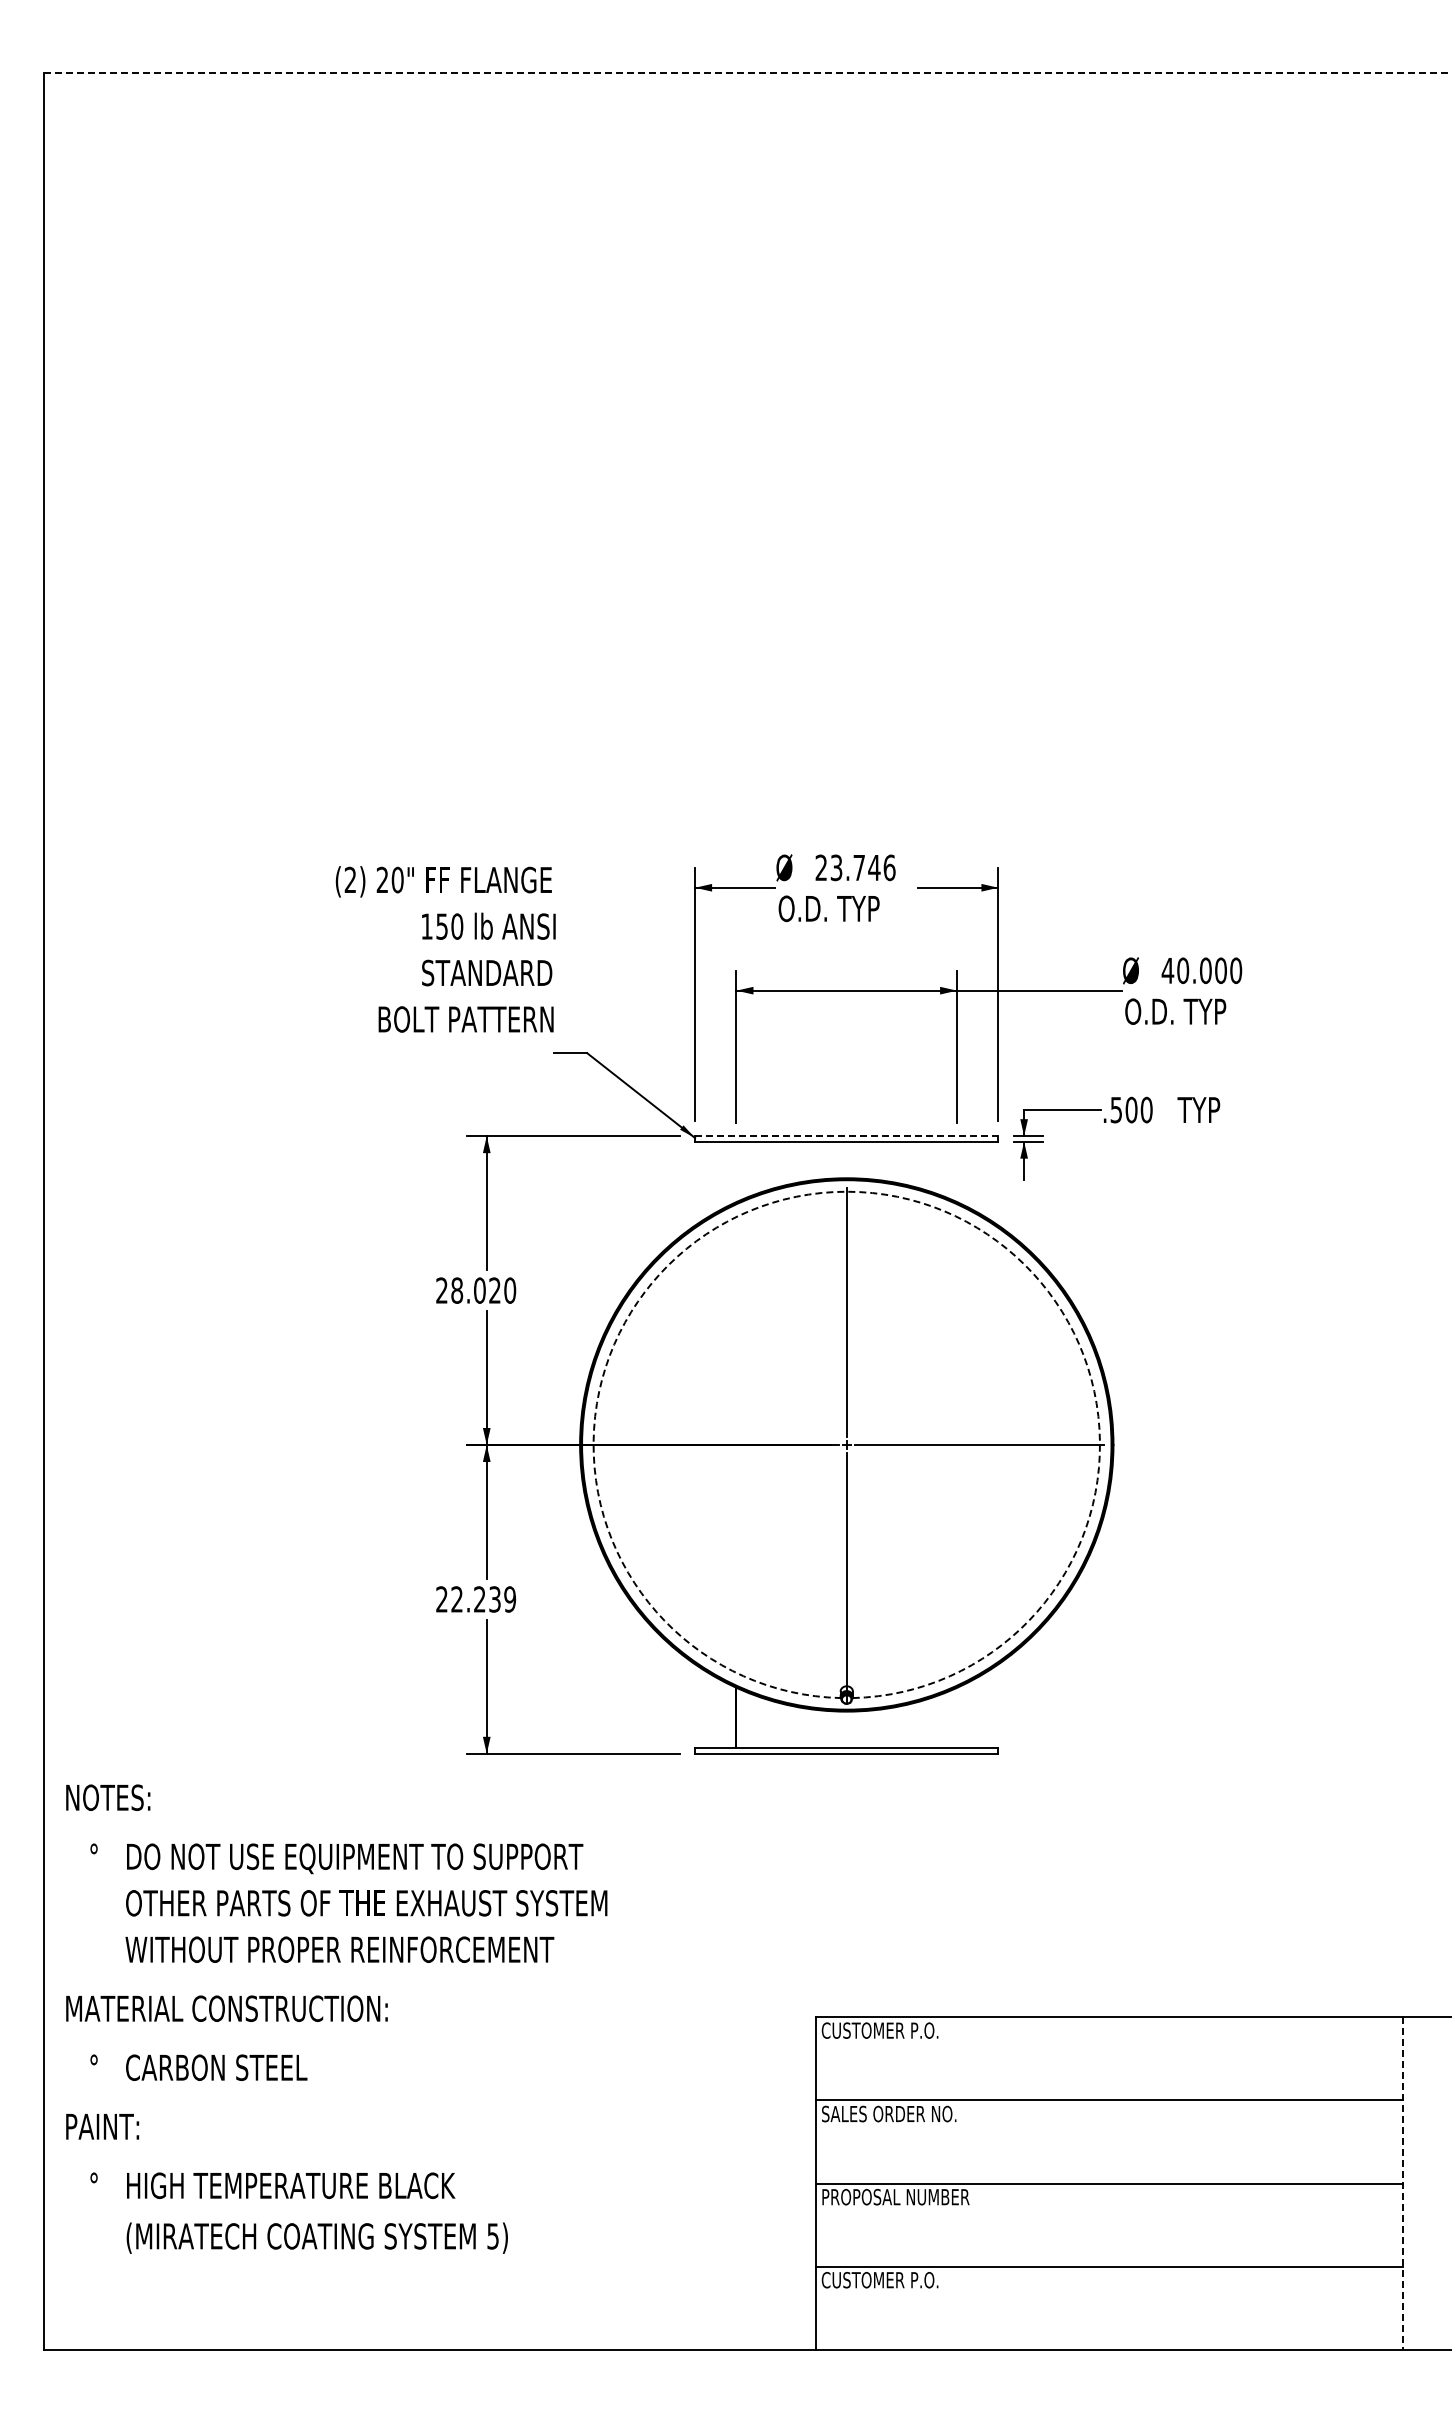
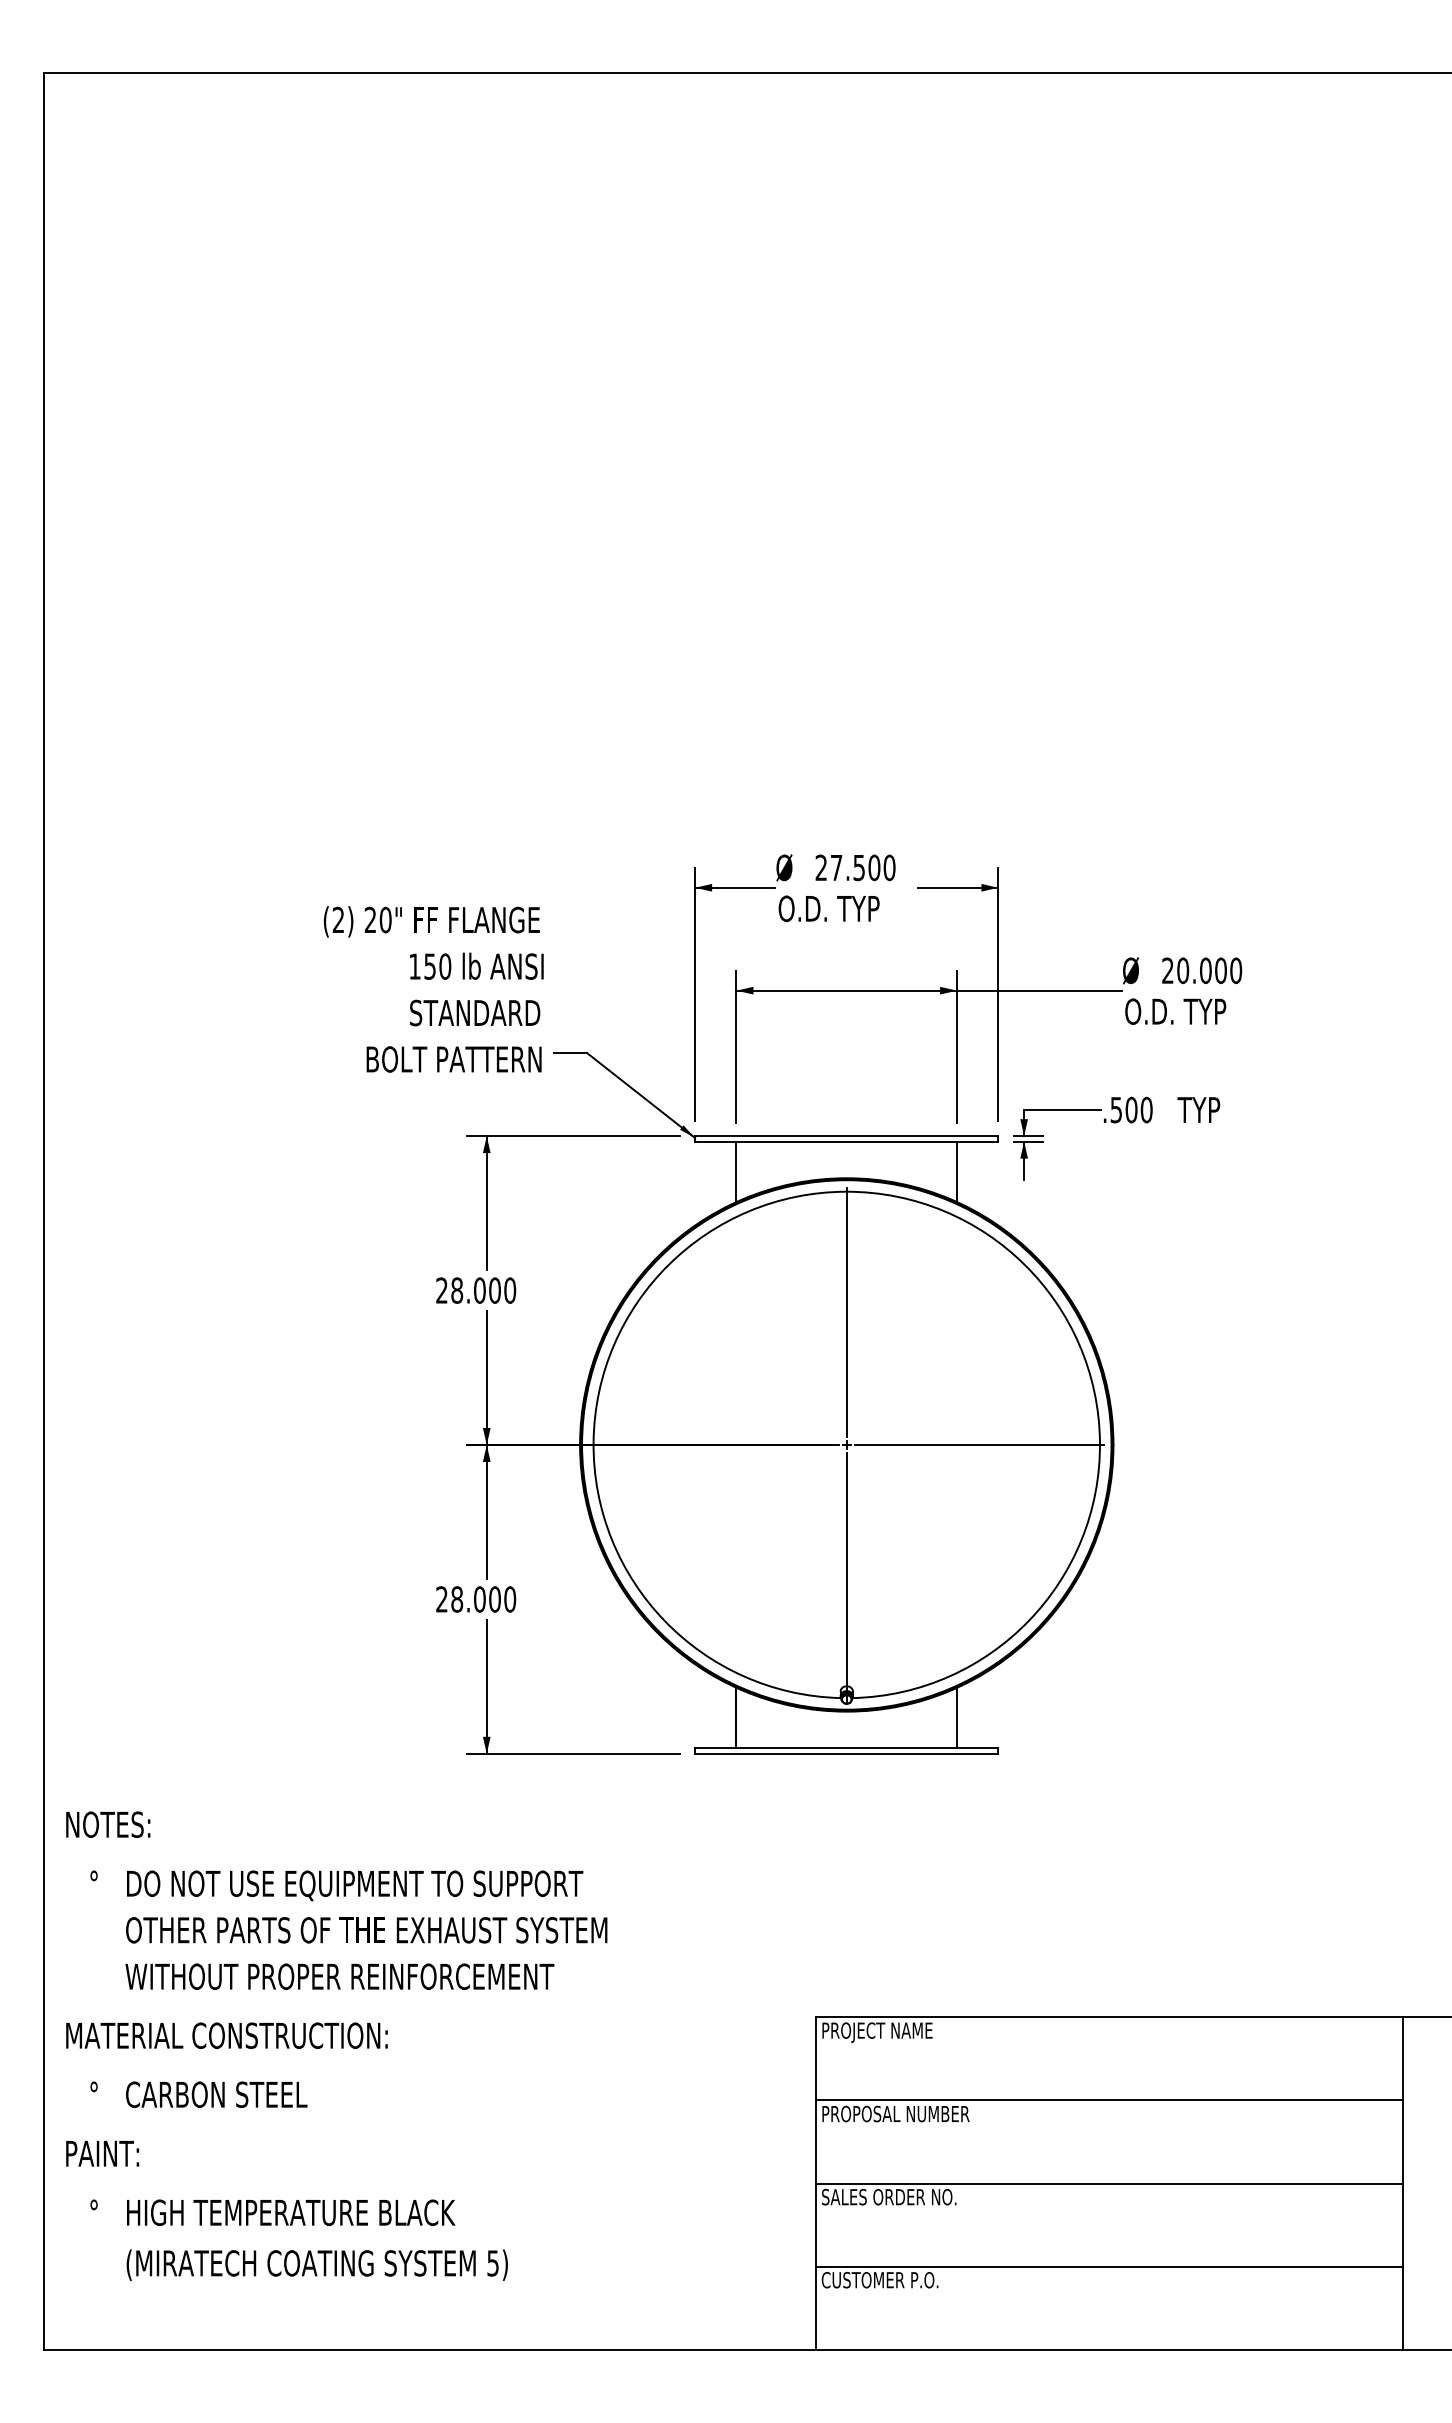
line: dashed -> solid (747, 72)
text: 23.746 -> 27.500 (862, 867)
text position: (445, 949) -> (433, 989) (433, 989)
text: 40.000 -> 20.000 (1167, 970)
line: dashed -> solid (846, 1136)
line: none -> present (736, 1171)
line: none -> present (957, 1171)
arc: dashed -> solid (846, 1191)
text: 28.020 -> 28.000 (494, 1290)
text: 22.239 -> 28.000 (483, 1599)
line: none -> present (957, 1717)
text position: (336, 2018) -> (336, 2045) (336, 2045)
text: CUSTOMER P.O. -> PROJECT NAME (879, 2032)
text: SALES ORDER NO. -> PROPOSAL NUMBER (895, 2113)
line: dashed -> solid (1402, 2183)
text: PROPOSAL NUMBER -> SALES ORDER NO. (895, 2196)
